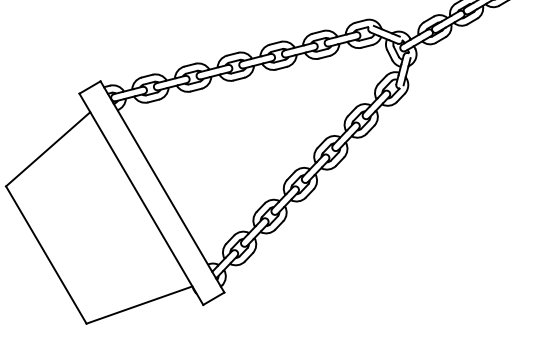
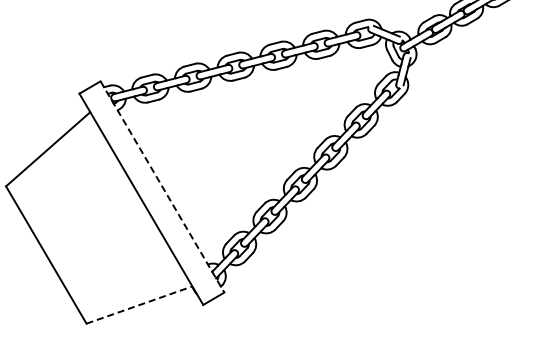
line: solid -> dashed (162, 187)
line: solid -> dashed (139, 304)
